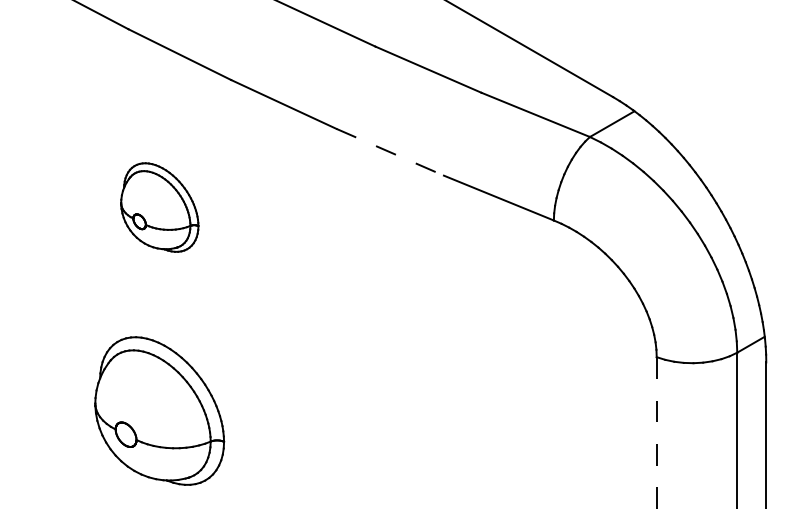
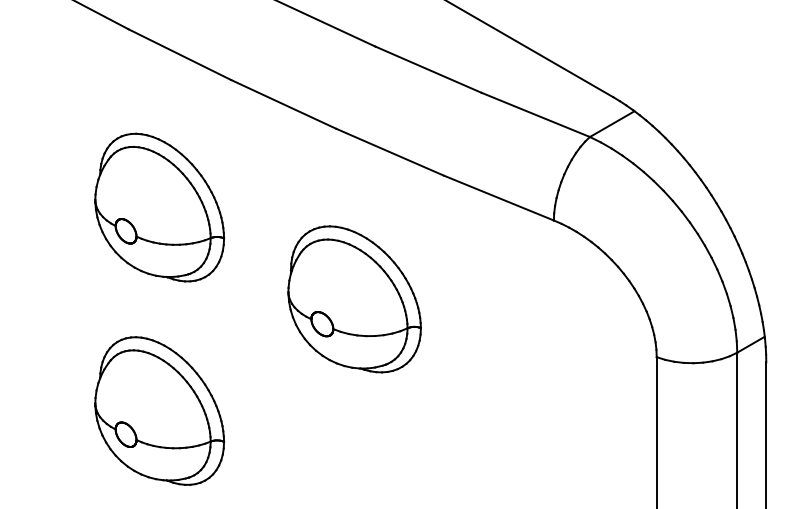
line: dashed -> solid (390, 152)
part size: 80x91 px -> 132x151 px (159, 207)
part: none -> present (354, 299)
line: dashed -> solid (656, 433)
